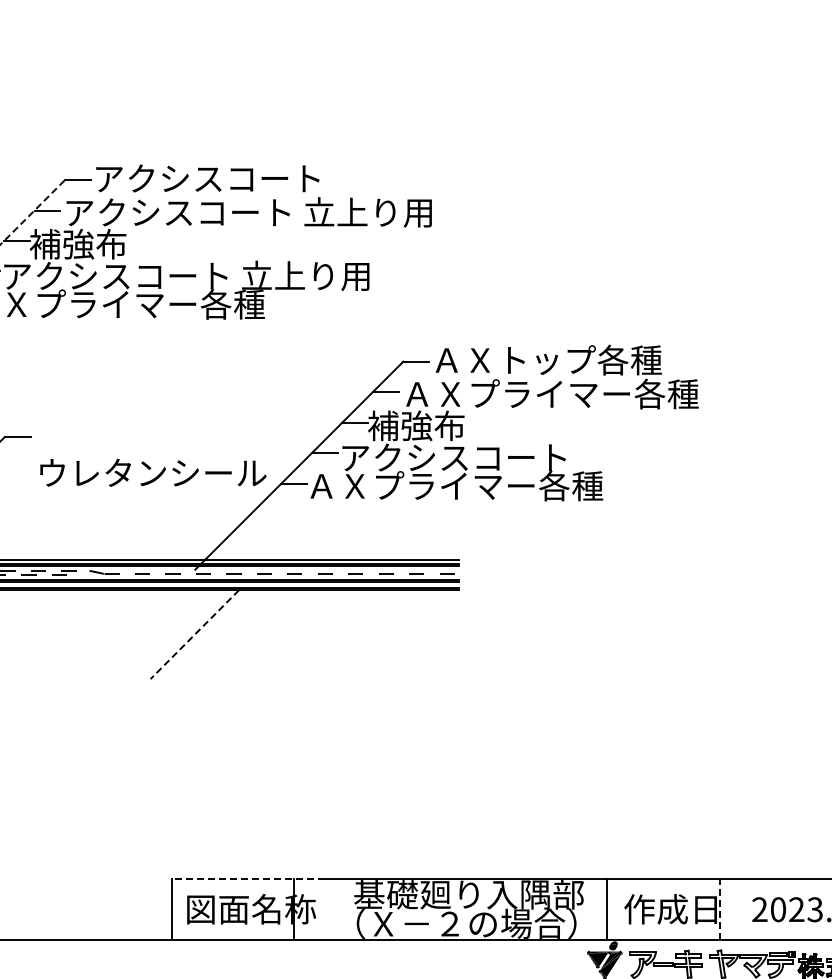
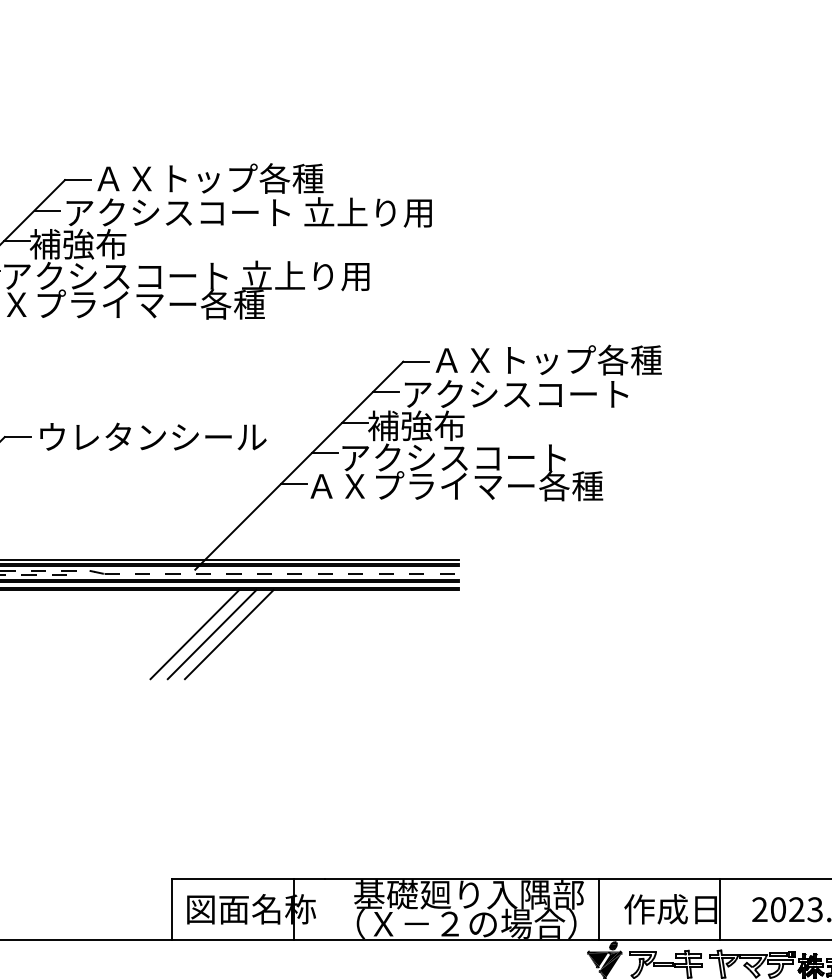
text: アクシスコート -> ＡＸトップ各種 (209, 178)
line: dashed -> solid (32, 212)
text: ＡＸプライマー各種 -> アクシスコート (551, 393)
text position: (153, 472) -> (153, 436) (153, 436)
line: dashed -> solid (194, 634)
line: none -> present (211, 634)
line: none -> present (228, 634)
line: dashed -> solid (248, 879)
line position: (606, 909) -> (598, 909) (598, 909)
line: dashed -> solid (720, 909)
